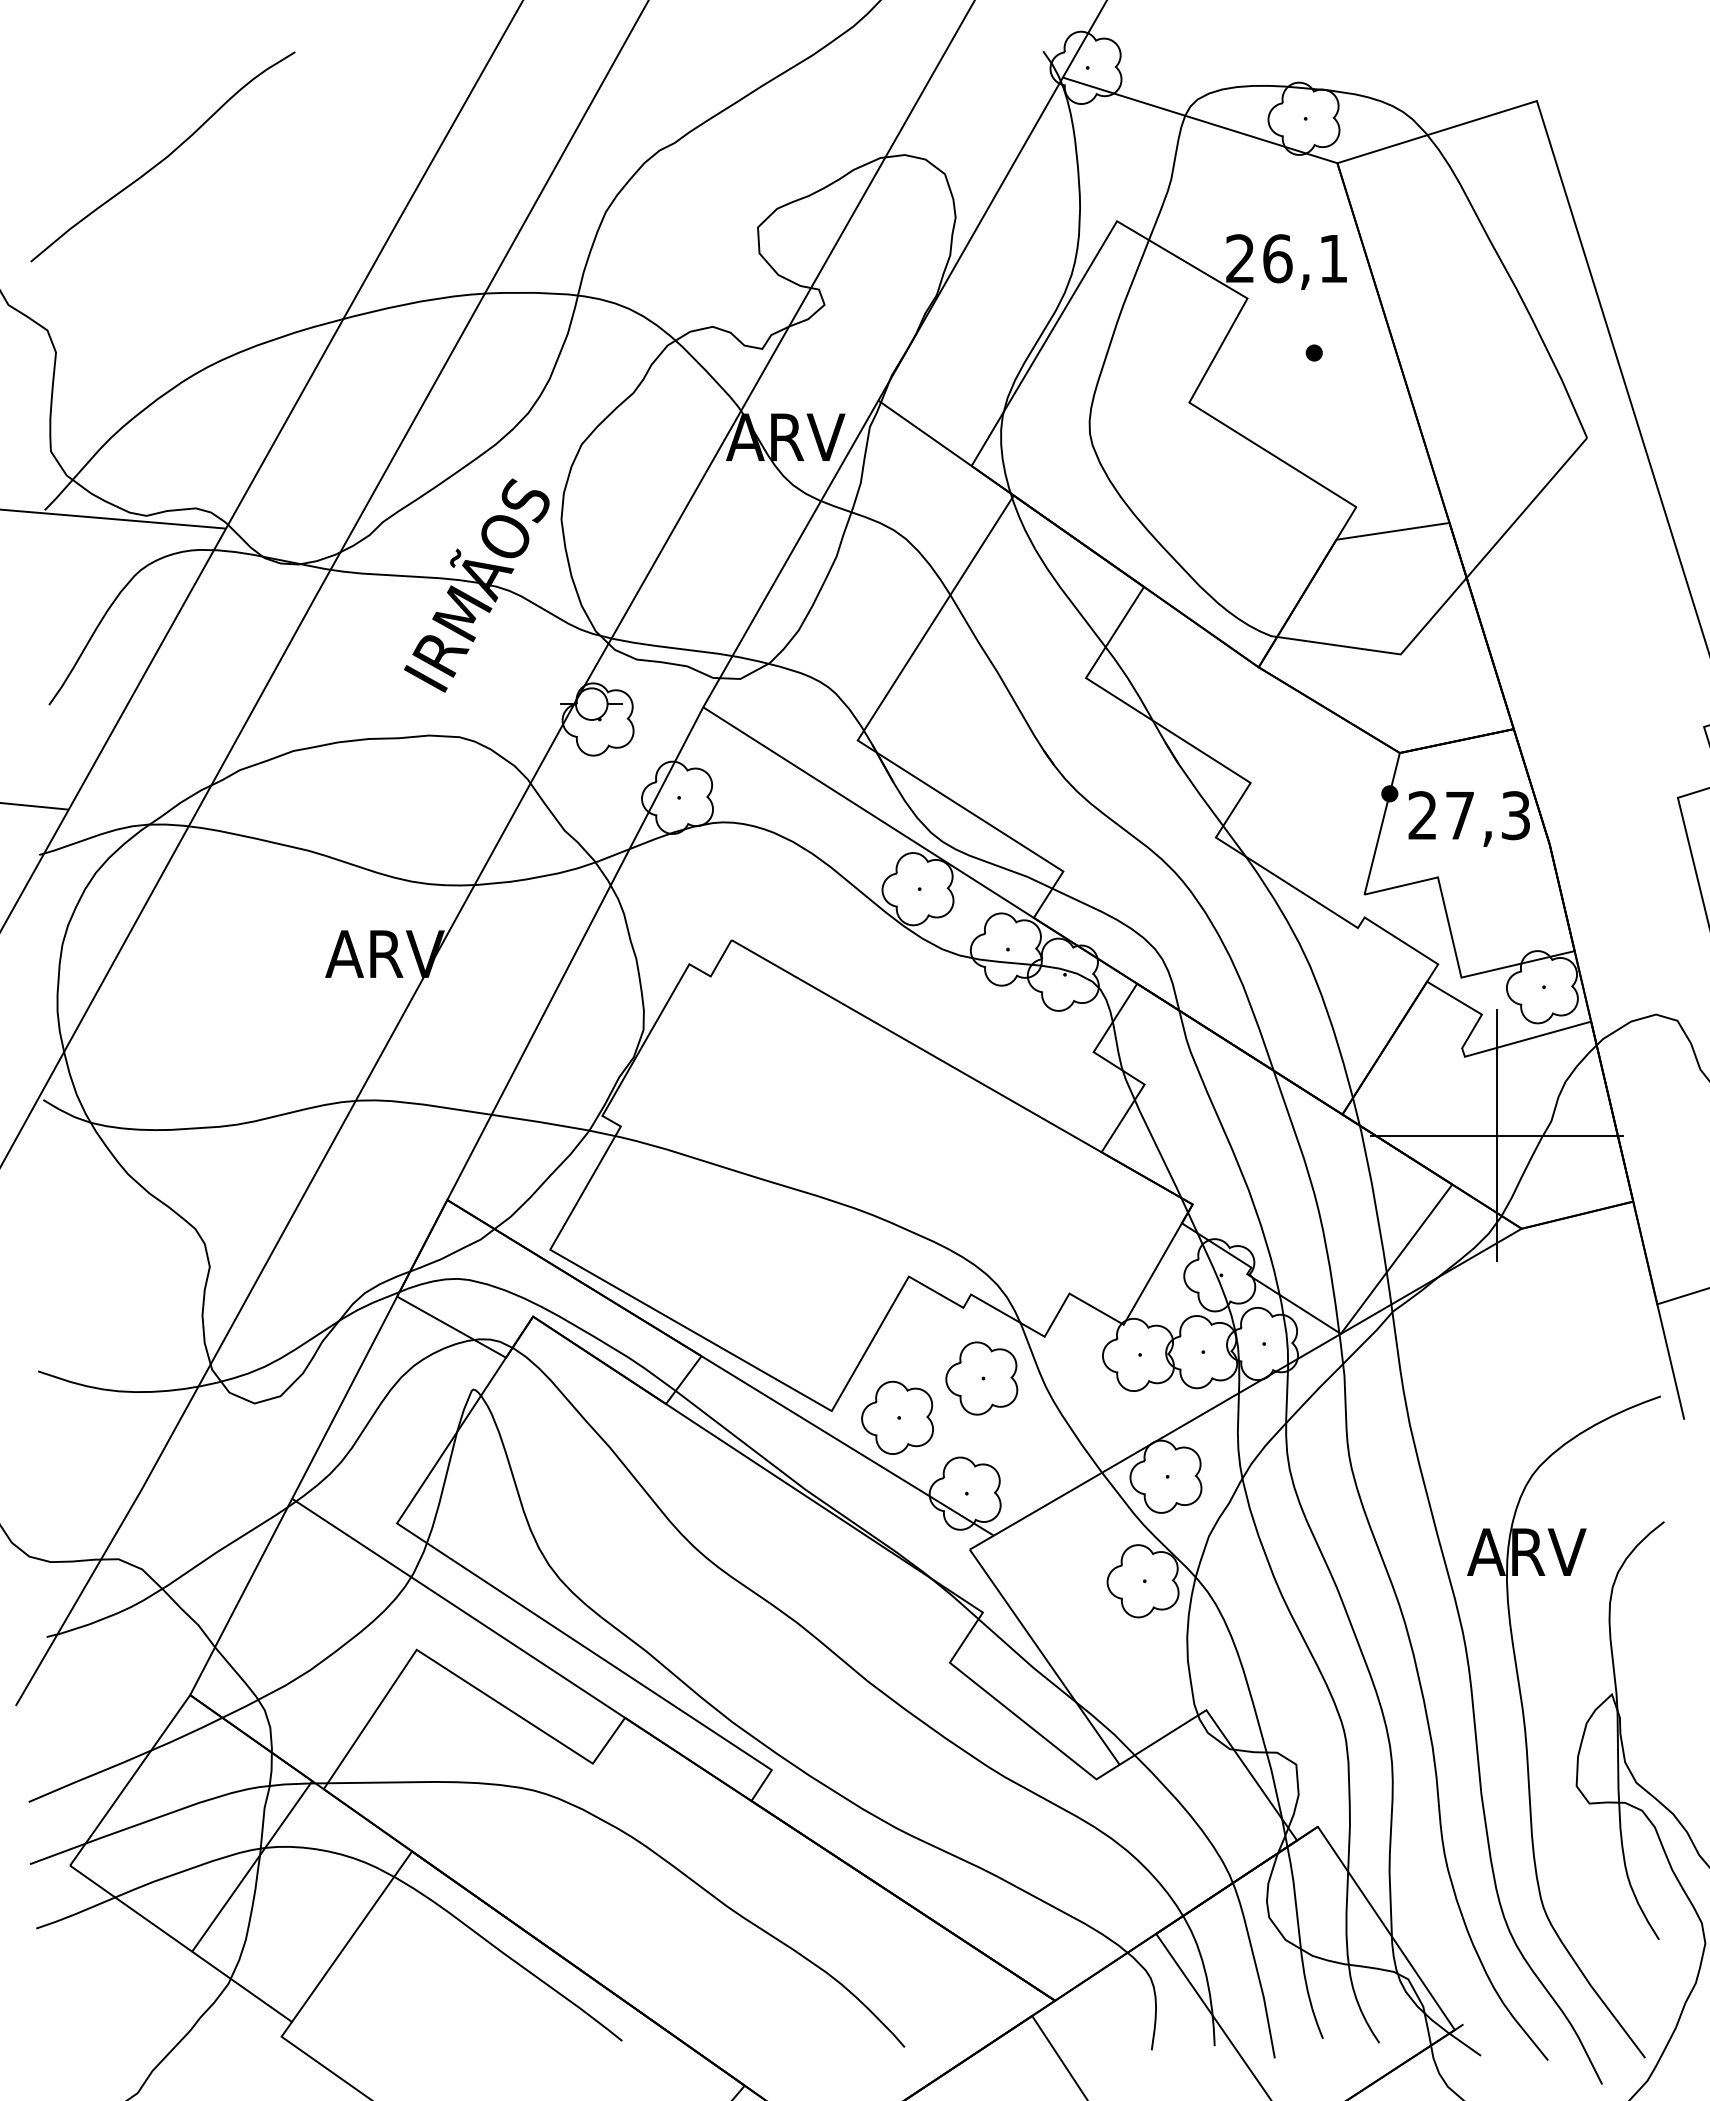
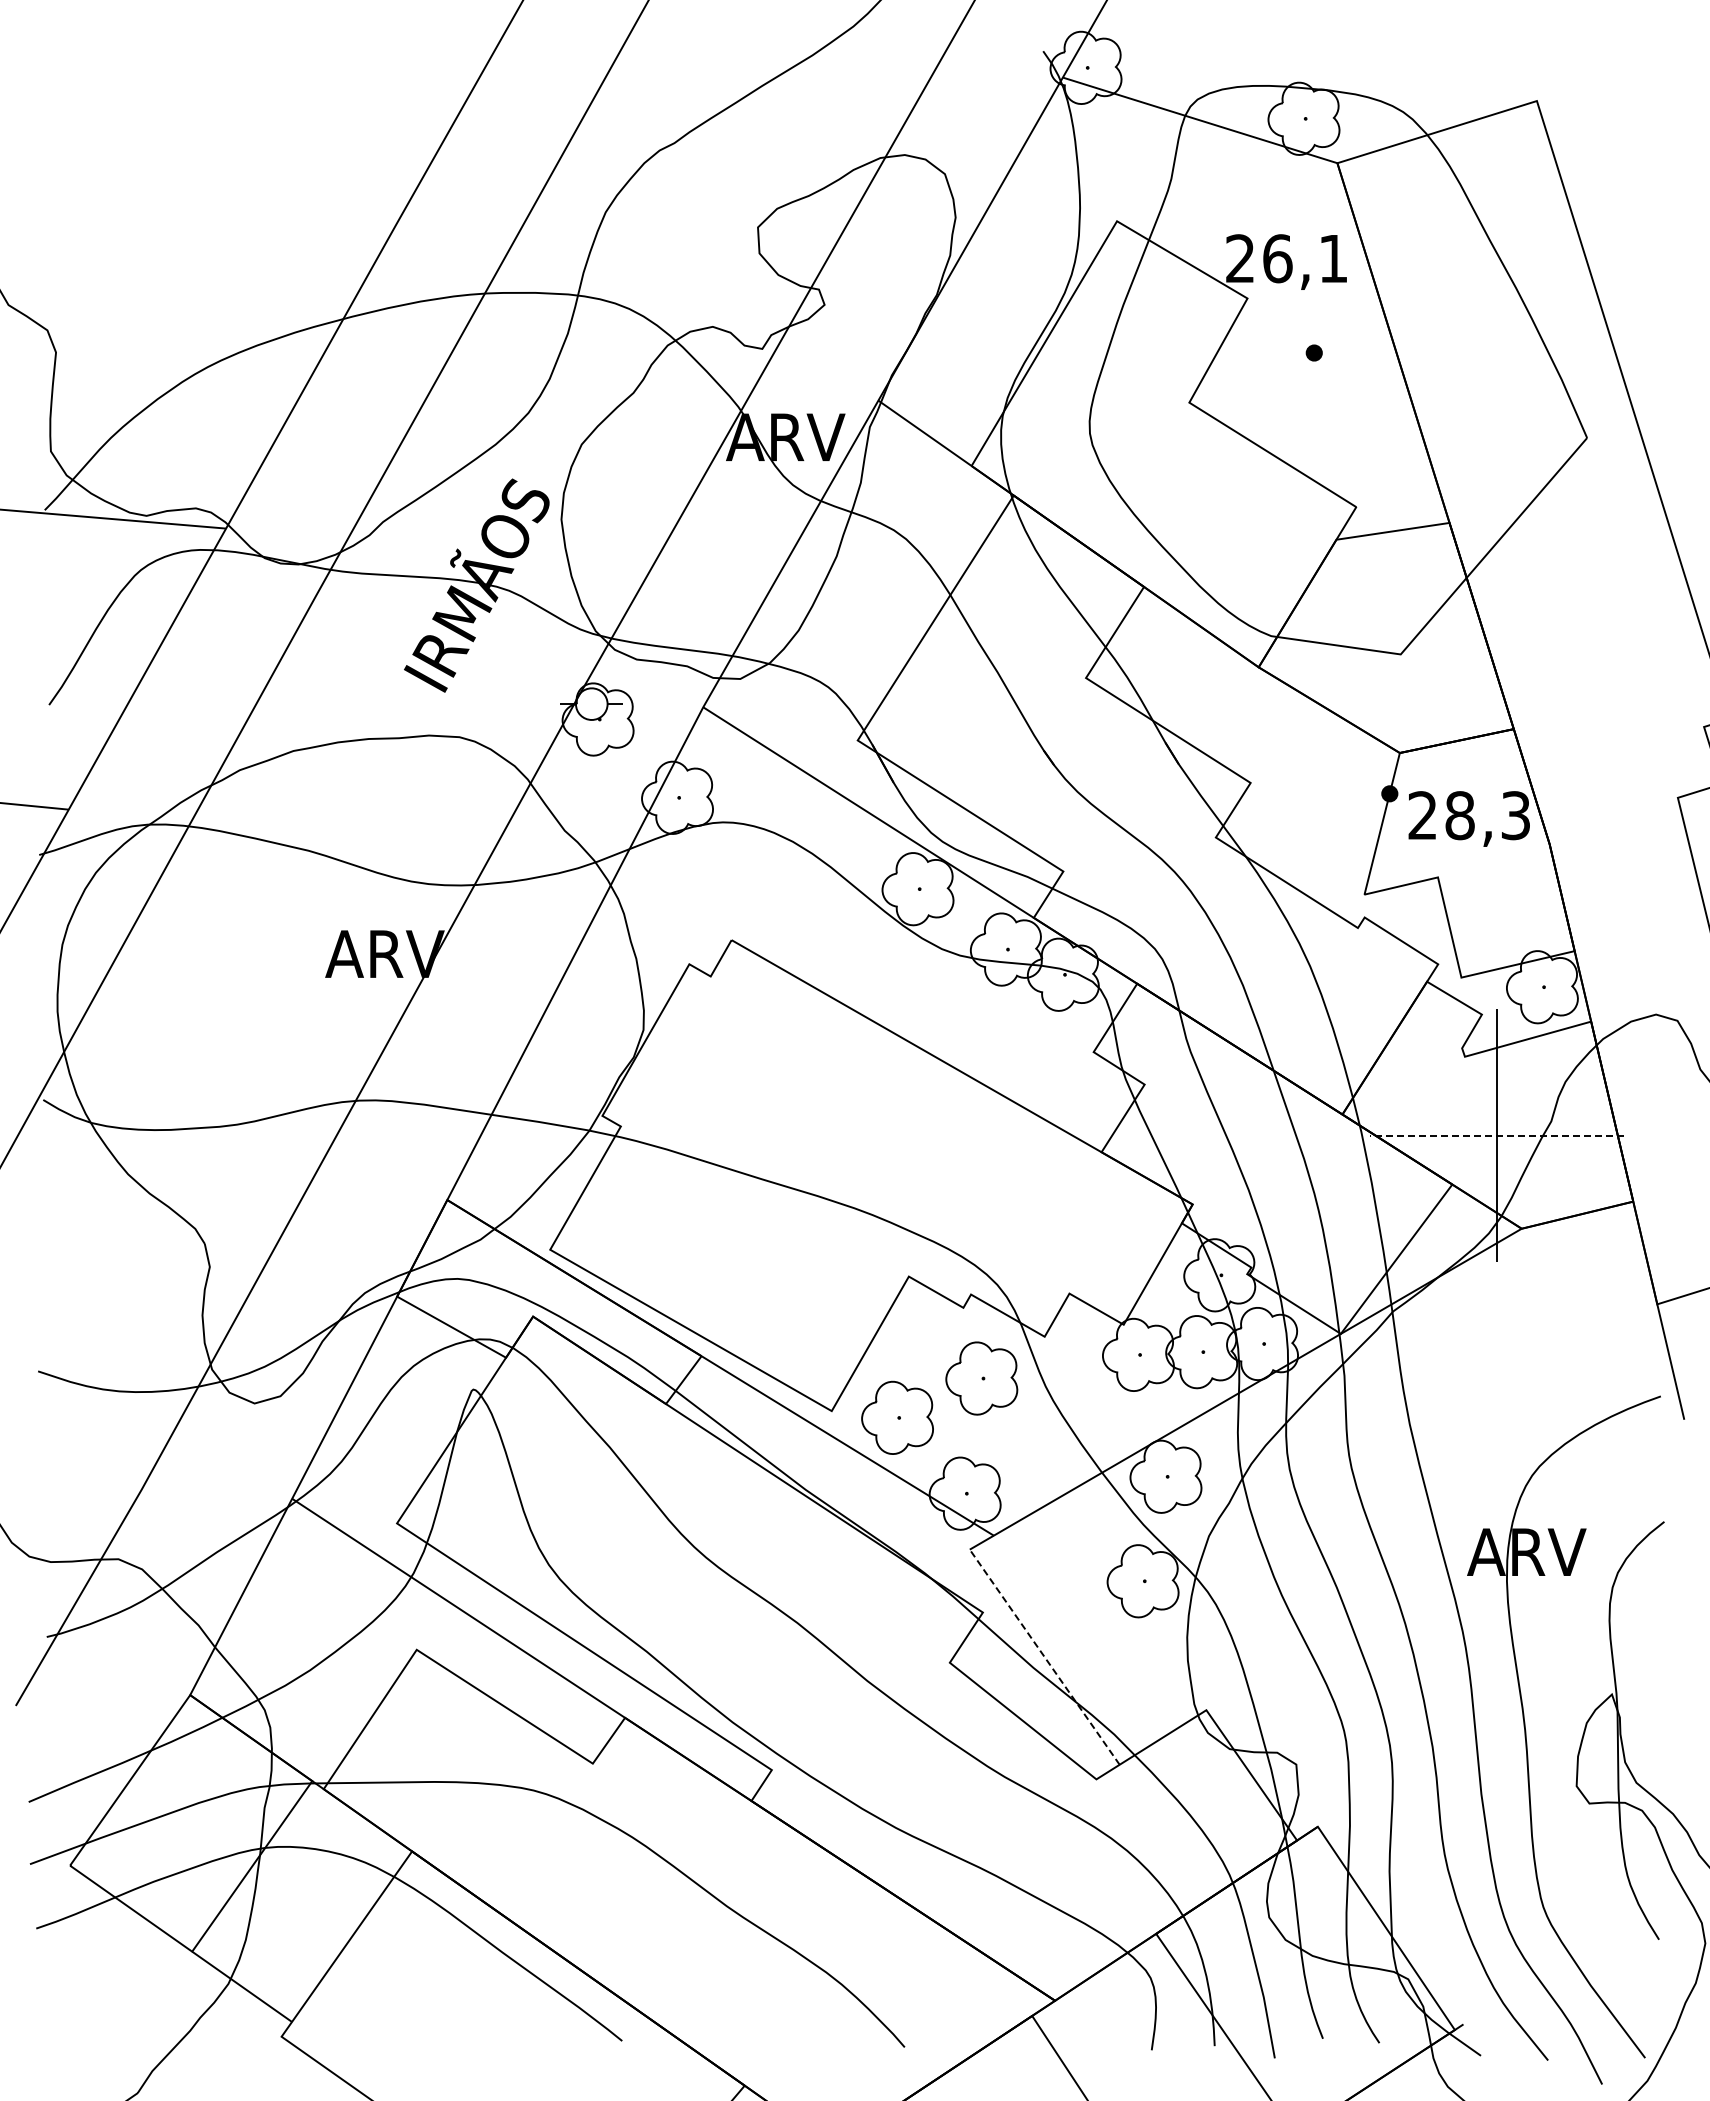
curve: present -> none (164, 157)
text: 27,3 -> 28,3 (1459, 815)
line: solid -> dashed (1496, 1135)
line: solid -> dashed (1044, 1656)
